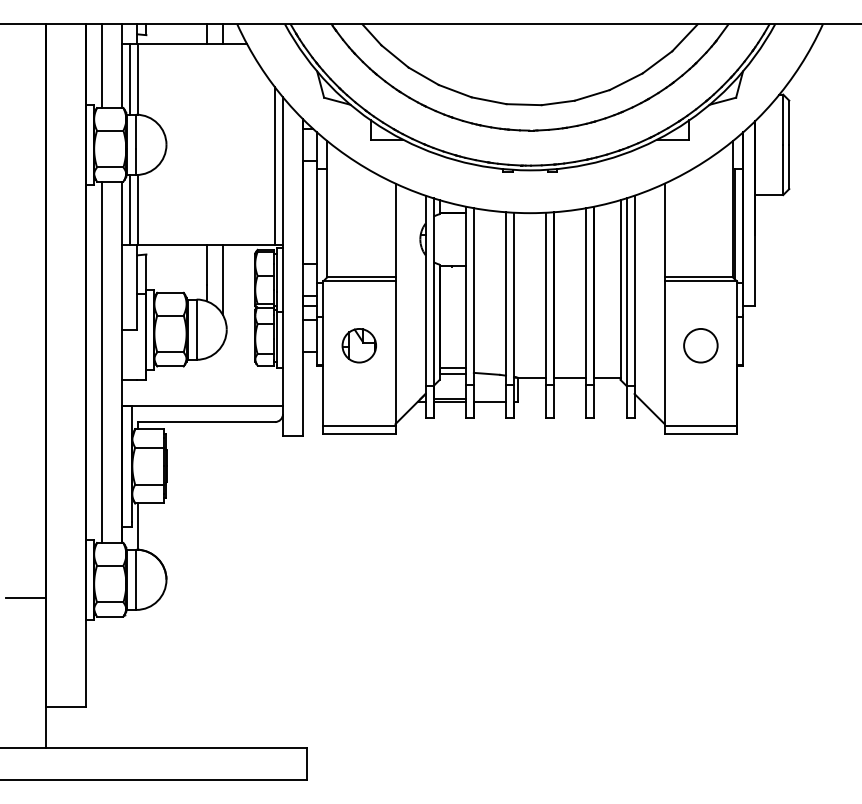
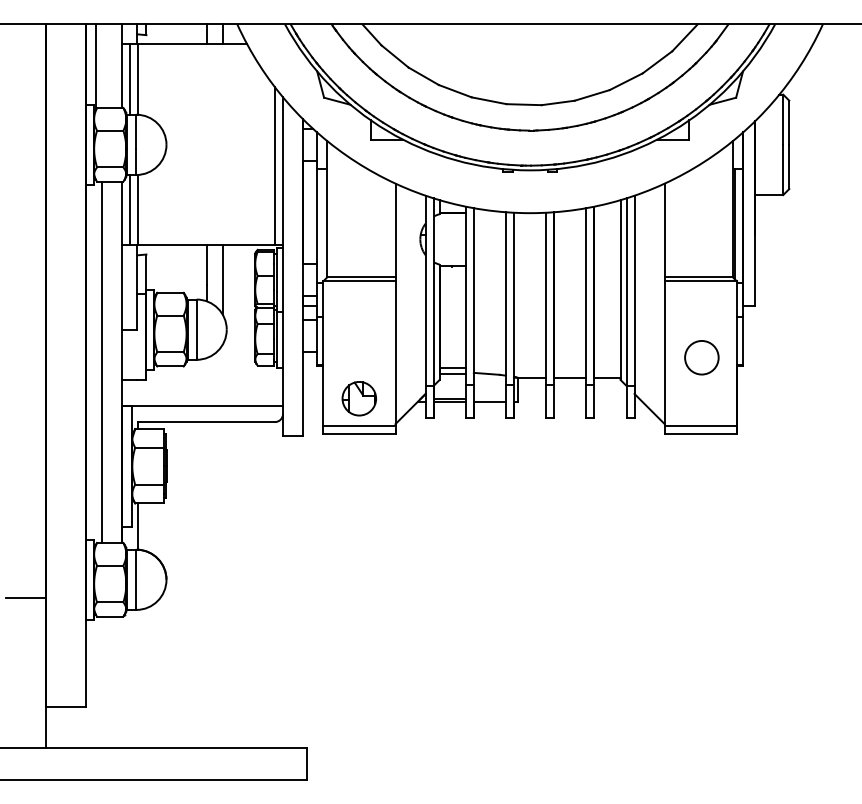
line position: (102, 66) -> (96, 66) (96, 66)
part position: (358, 345) -> (358, 398) (358, 398)
circle position: (700, 345) -> (701, 357) (701, 357)
